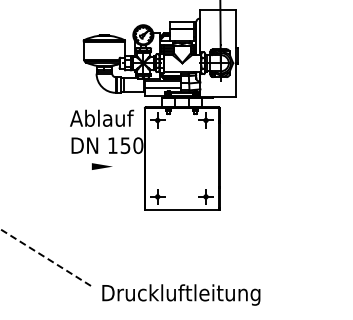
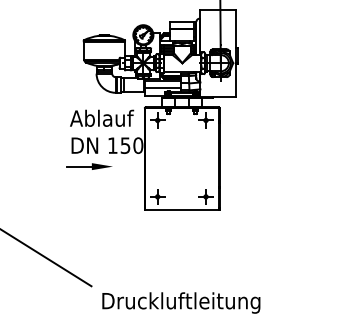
line: none -> present (79, 166)
line: dashed -> solid (45, 257)
text position: (181, 294) -> (181, 302) (181, 302)
